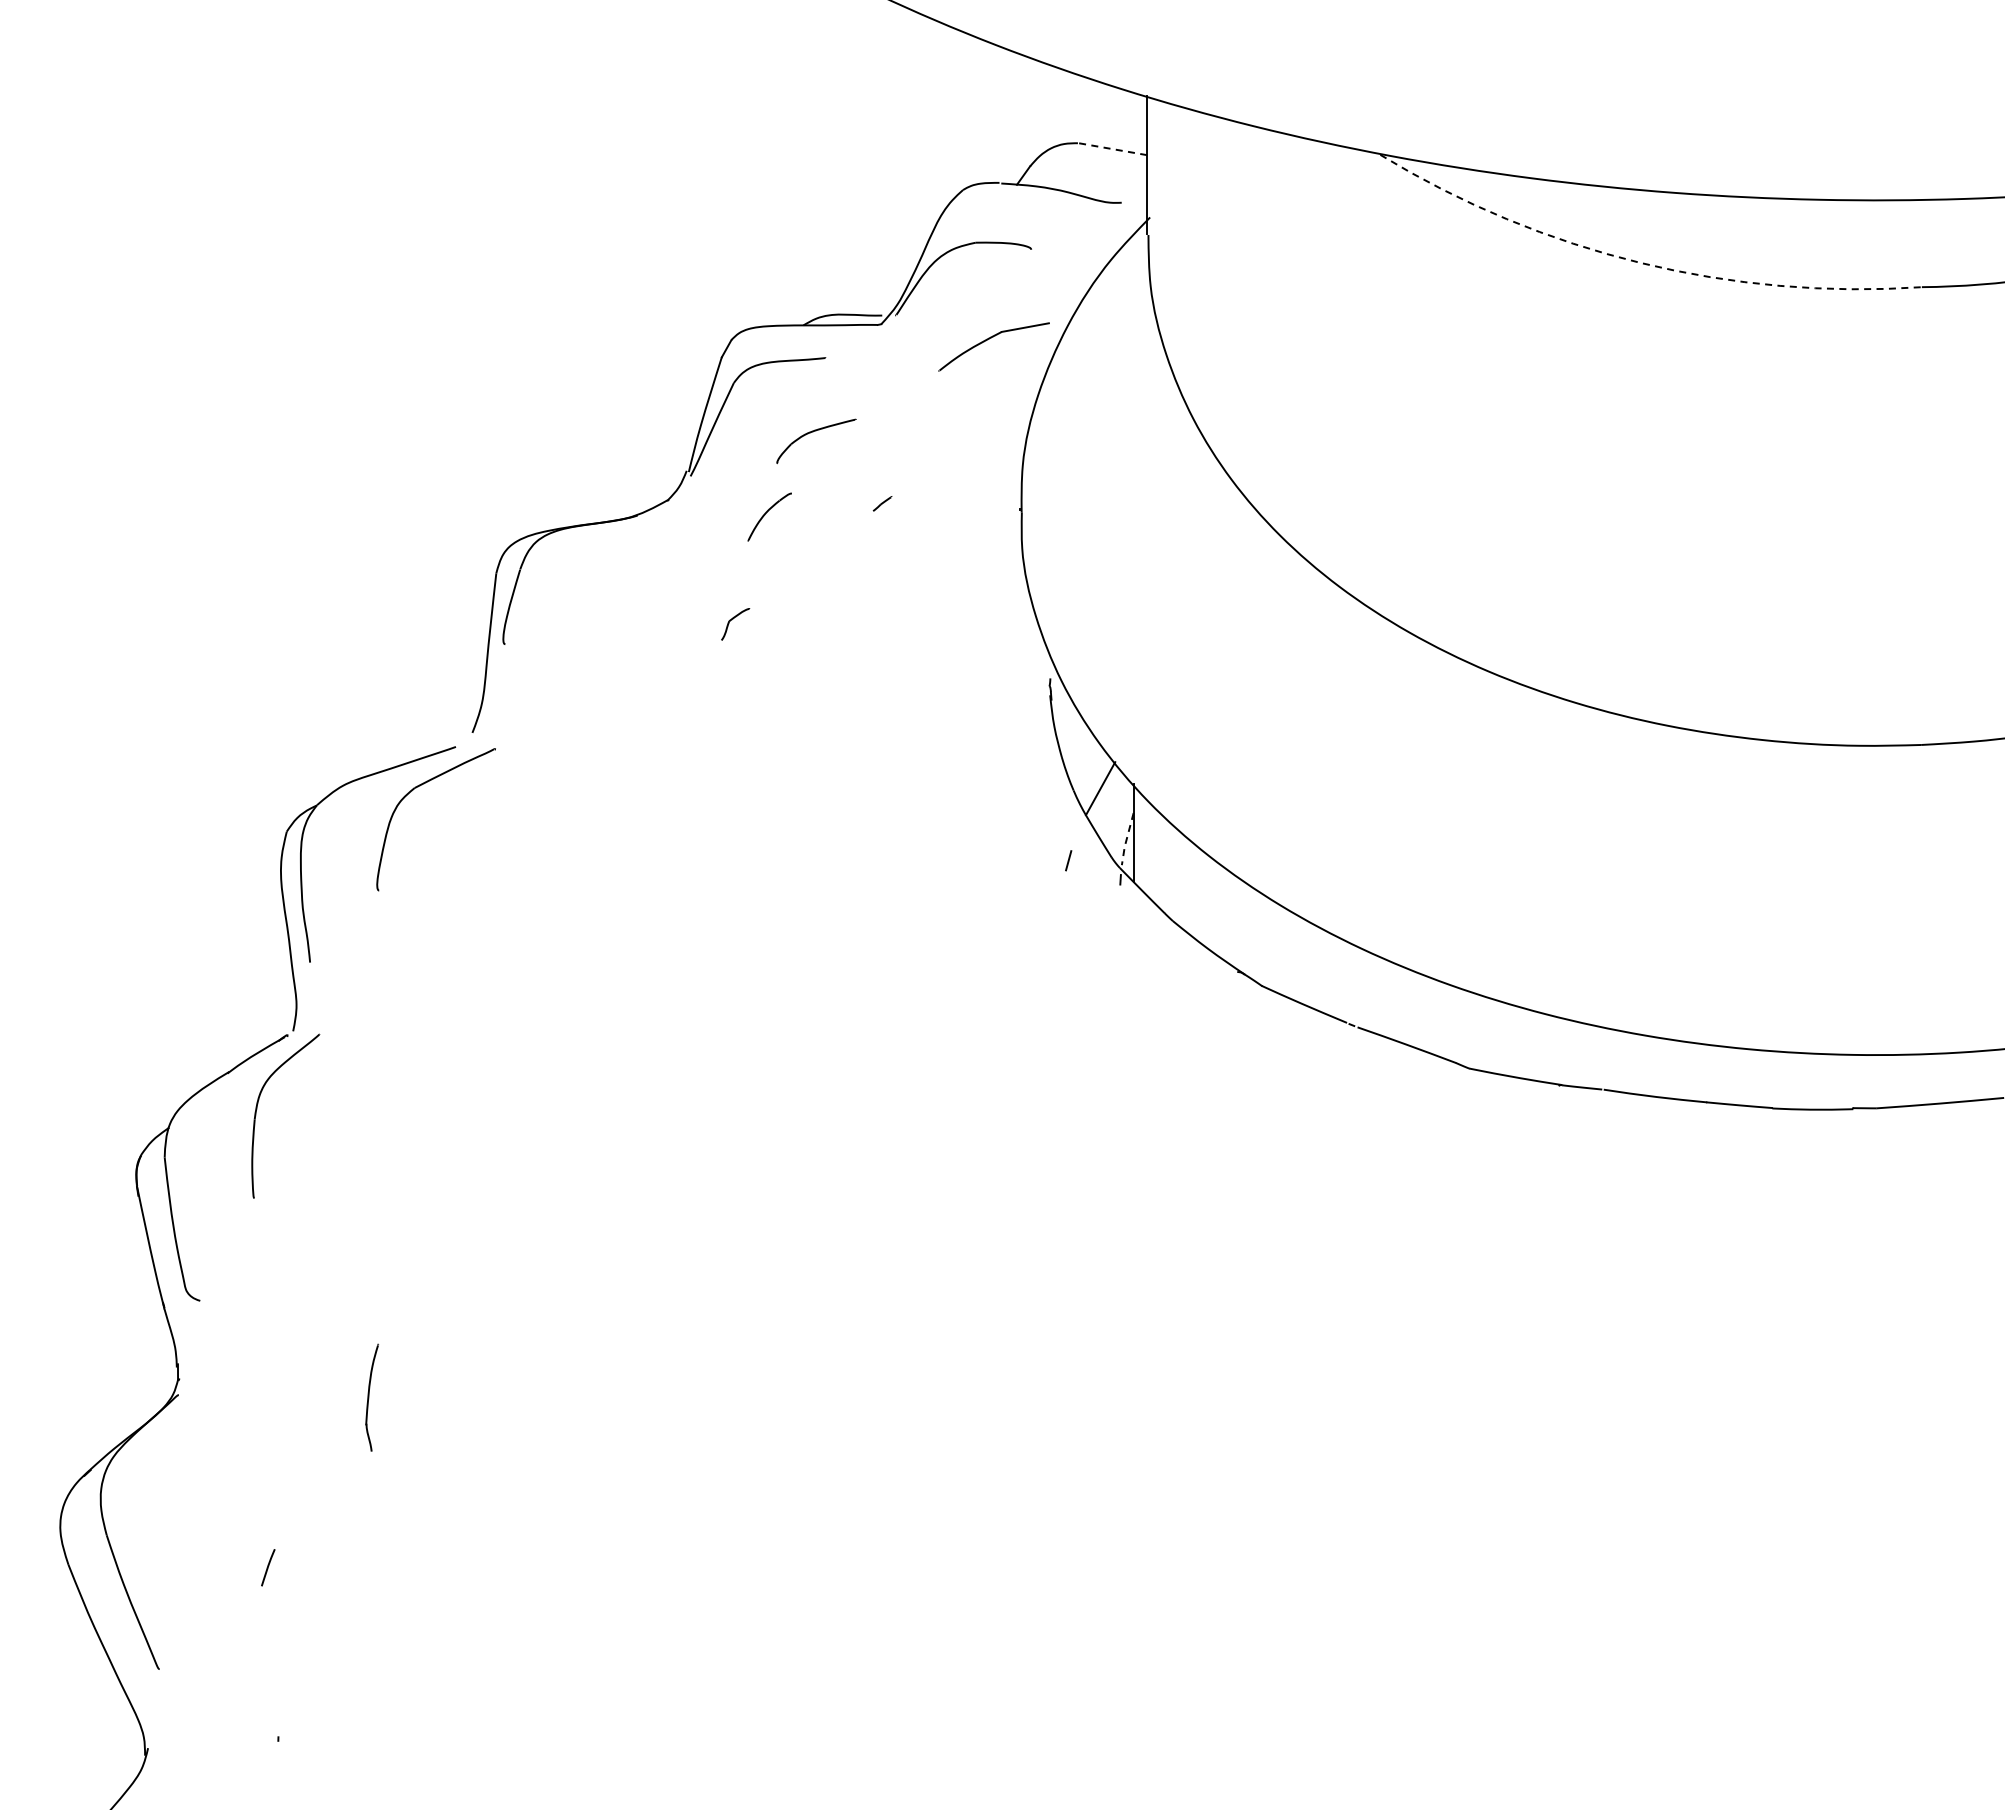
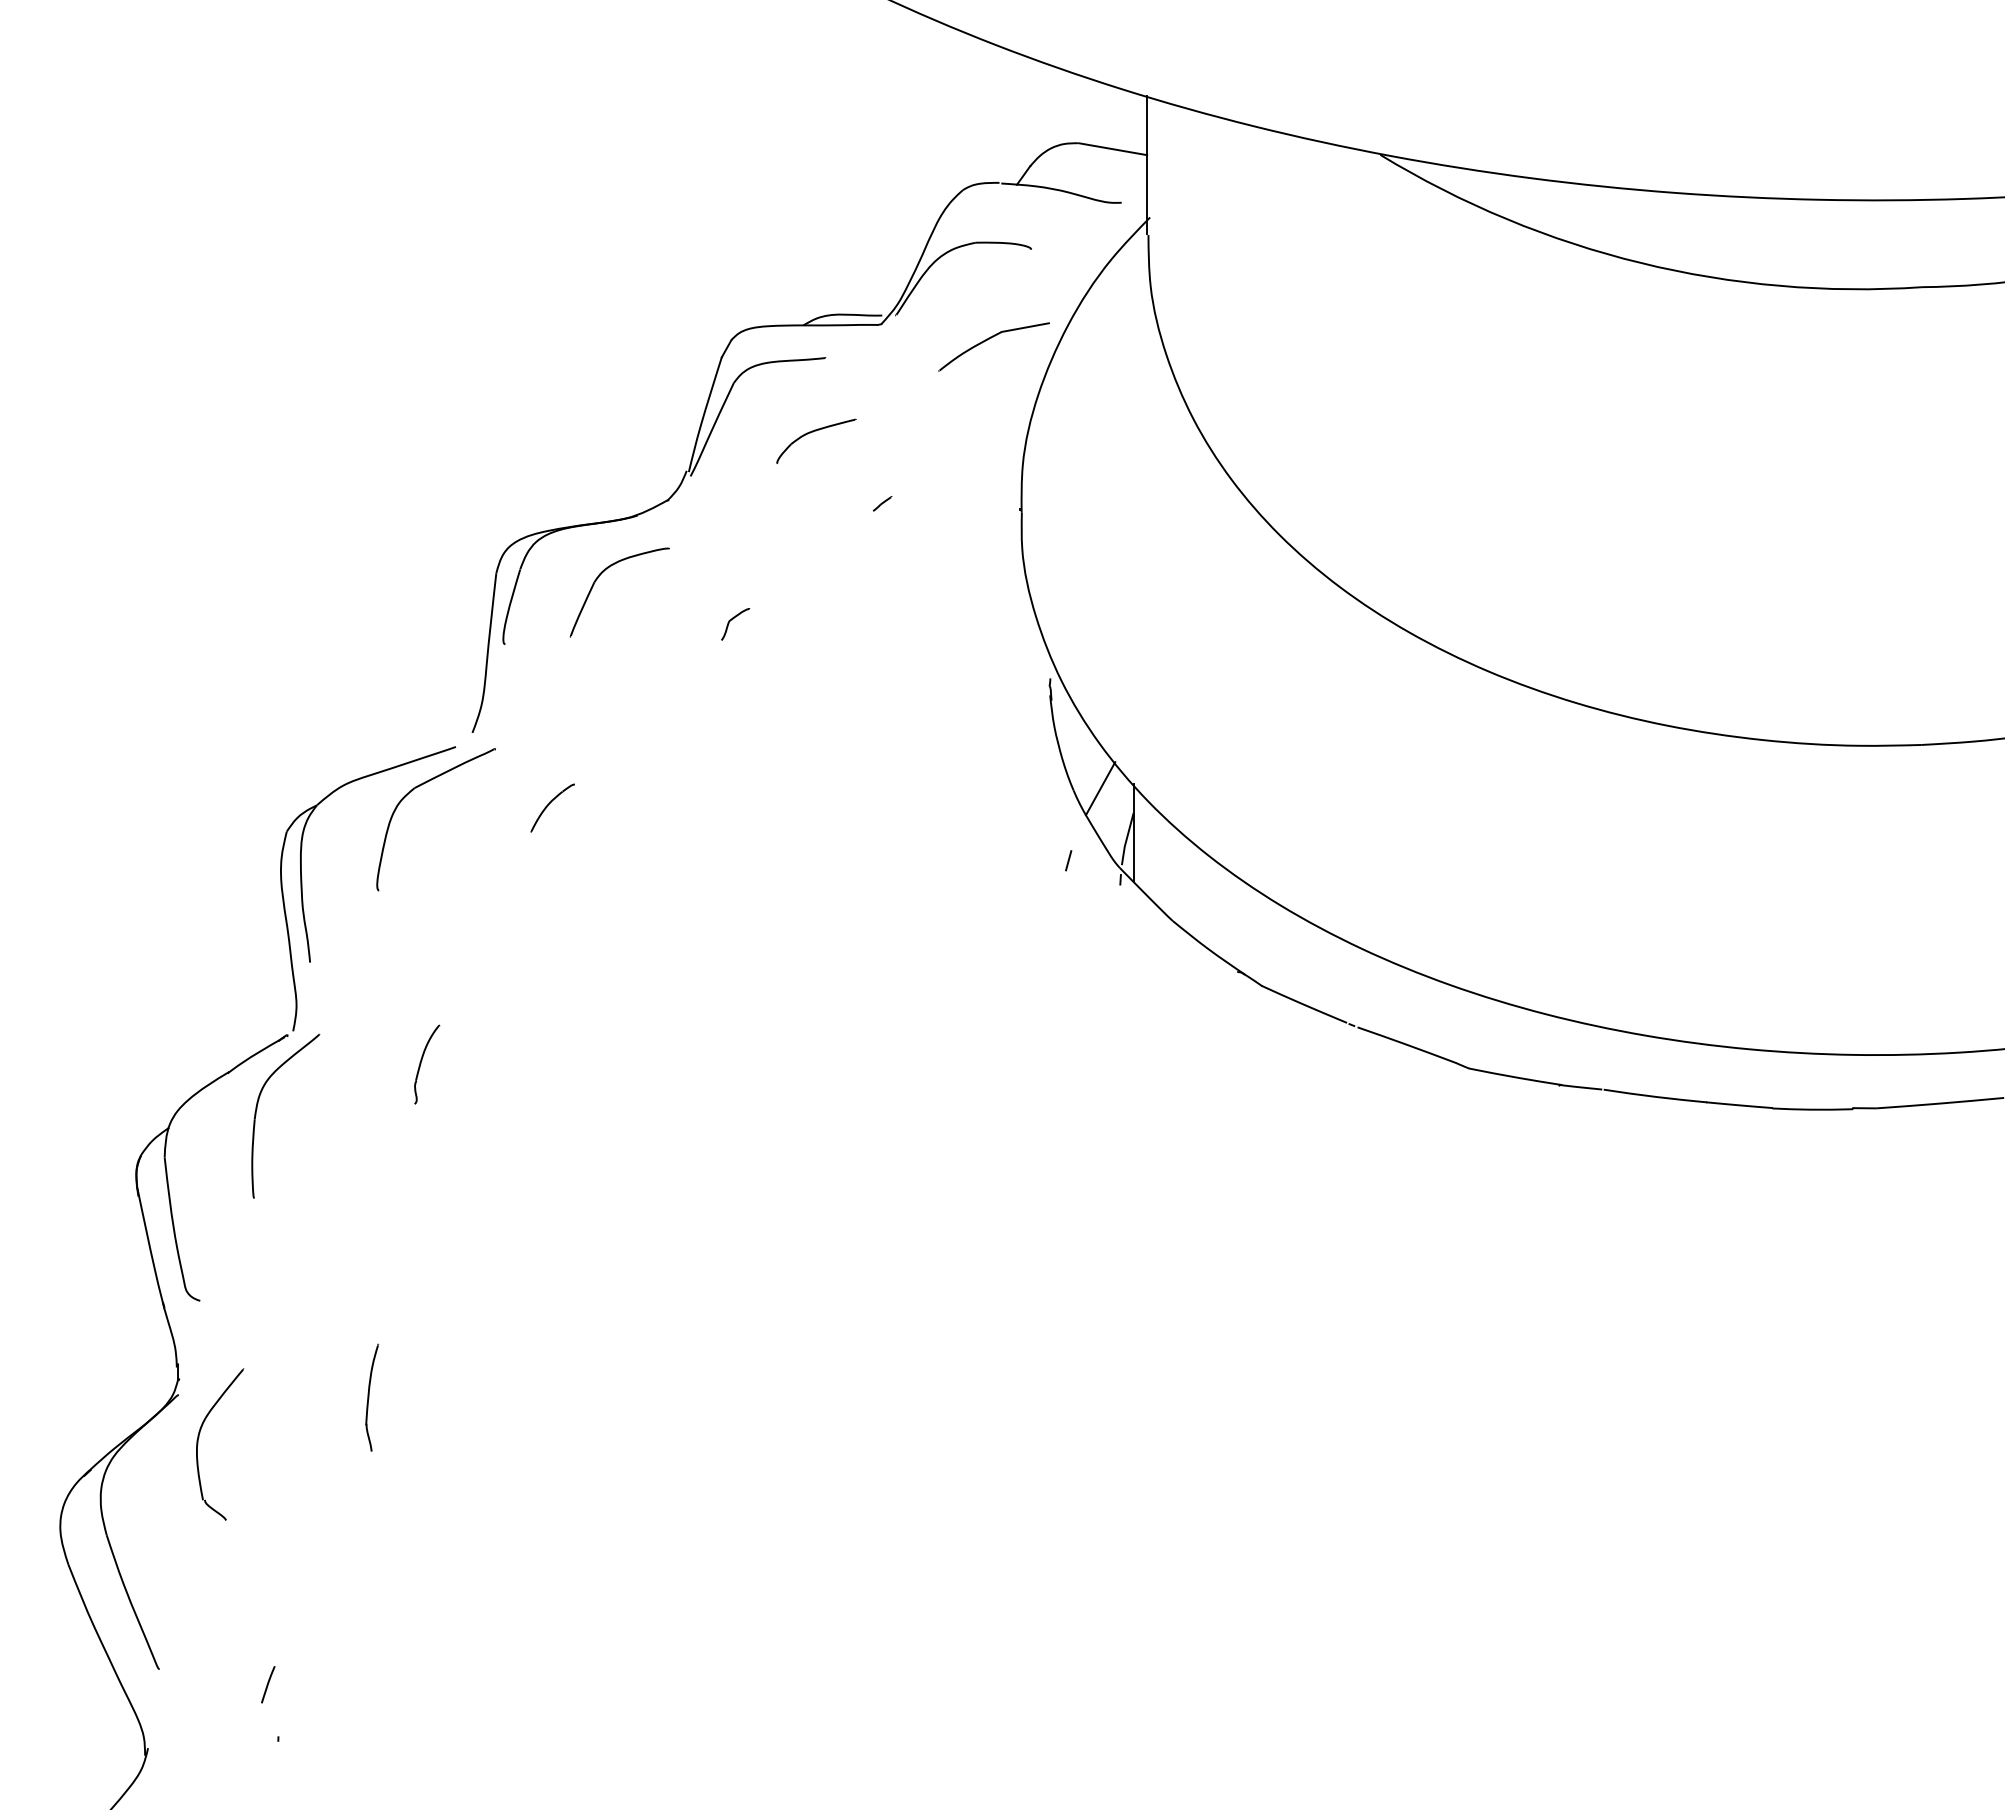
line: dashed -> solid (1113, 149)
arc: dashed -> solid (1640, 263)
part position: (769, 516) -> (552, 807) (552, 807)
part: none -> present (598, 578)
line: dashed -> solid (1126, 840)
part: none -> present (427, 1064)
part: none -> present (198, 1444)
line position: (268, 1567) -> (268, 1684) (268, 1684)
